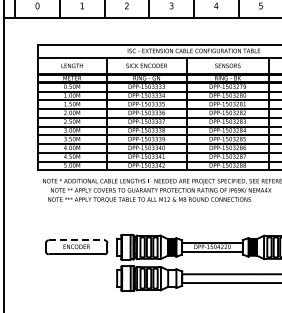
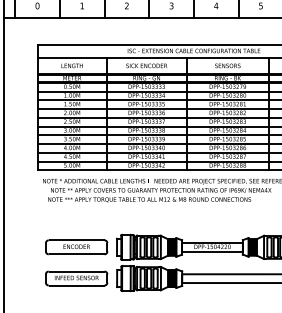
line: dashed -> solid (76, 240)
part: none -> present (76, 278)
hatch: none -> present (172, 278)
